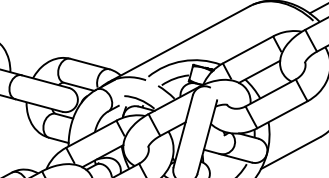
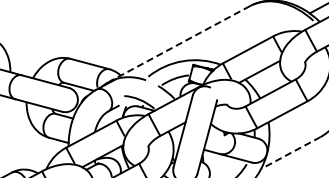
line: solid -> dashed (178, 44)
line: solid -> dashed (290, 153)
